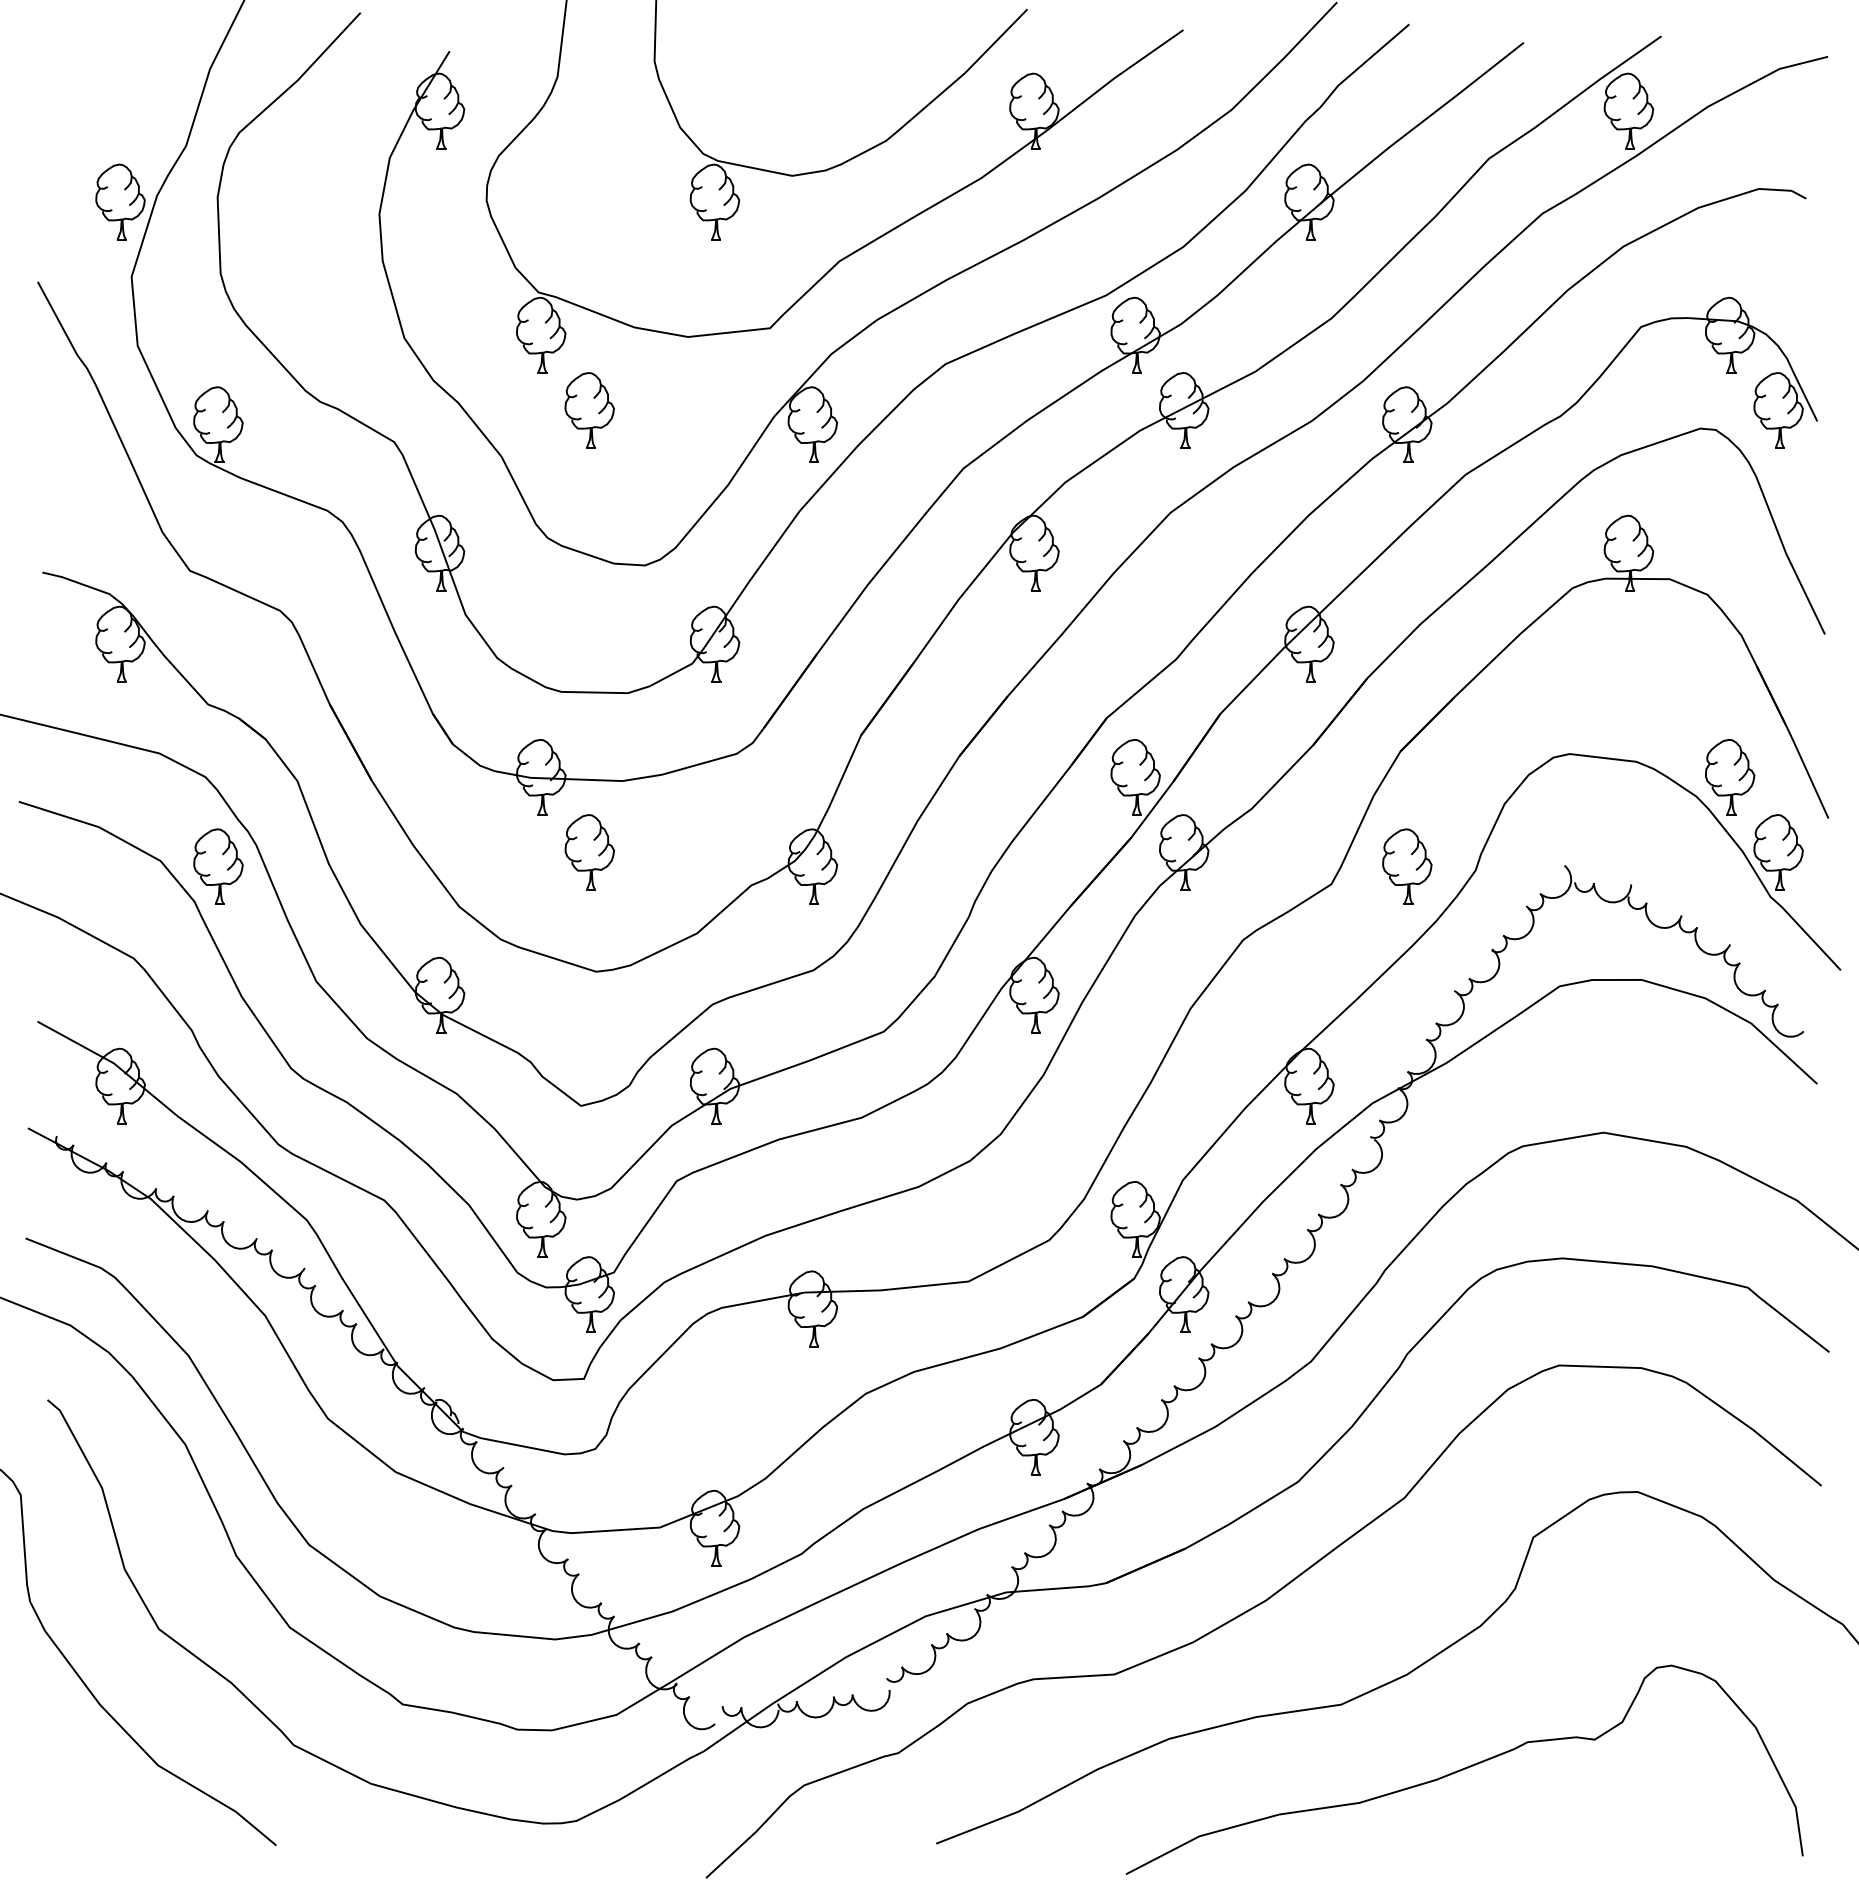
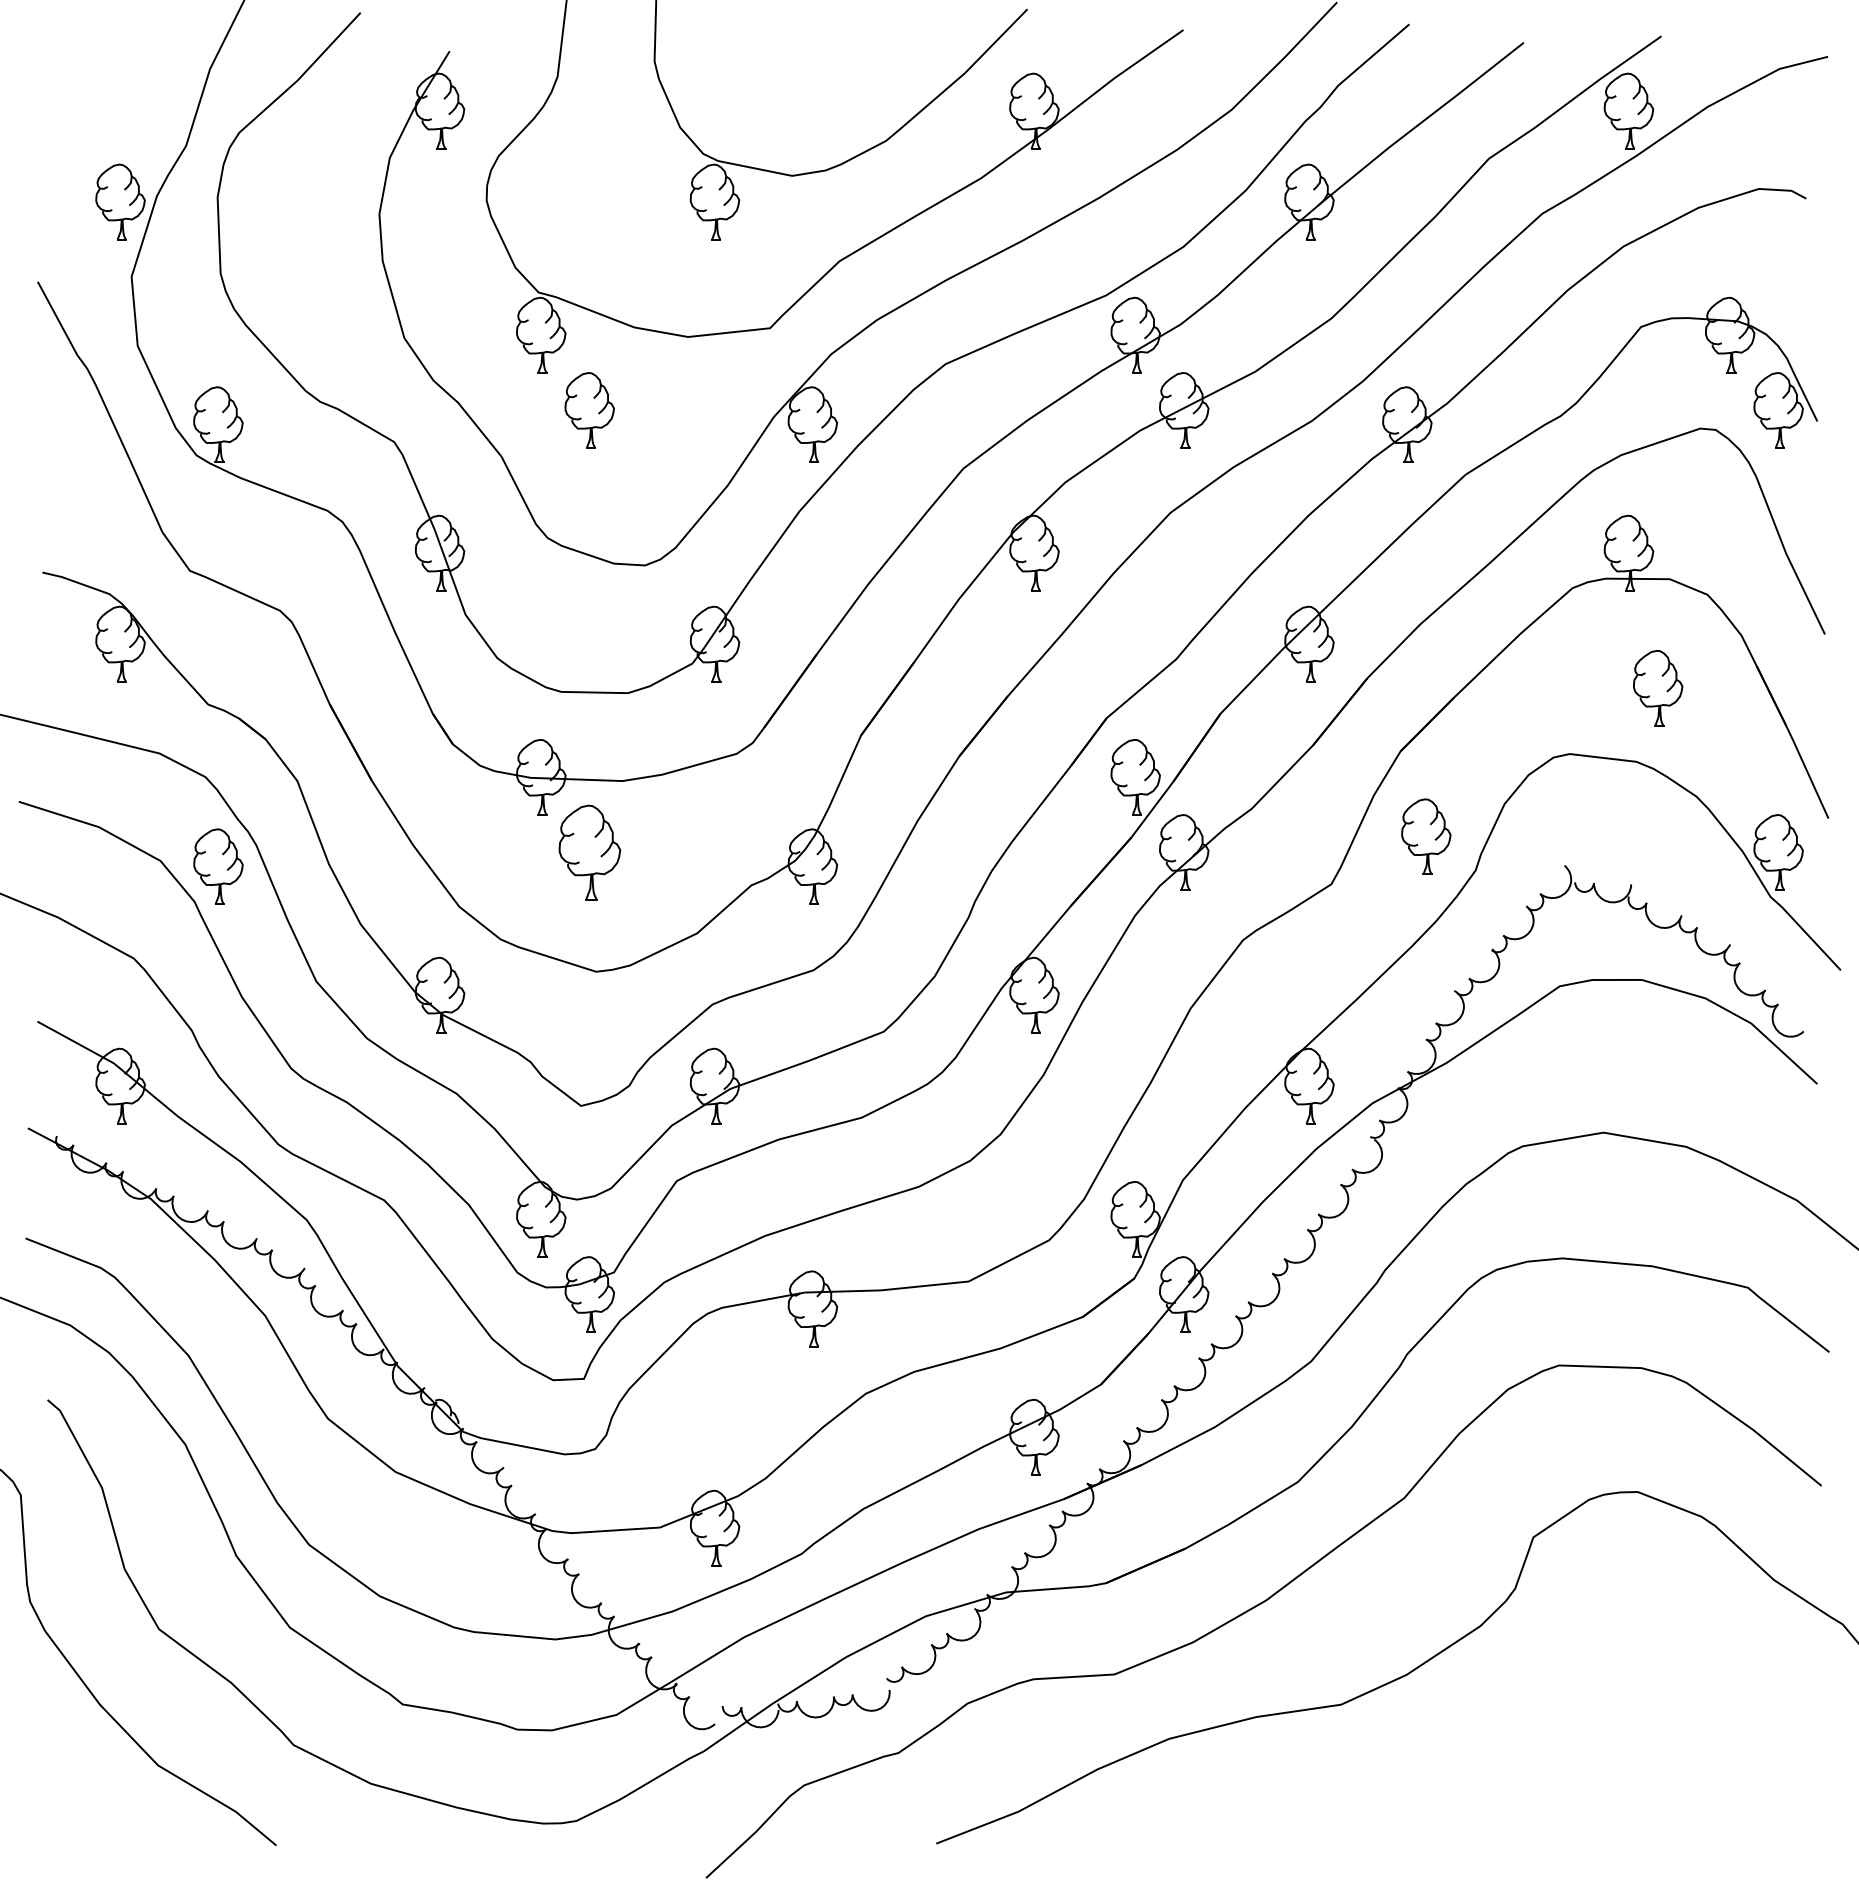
part position: (1730, 777) -> (1658, 688) (1658, 688)
part size: 51x77 px -> 64x97 px (589, 852)
part position: (1407, 866) -> (1426, 836) (1426, 836)
curve: present -> none (1464, 1769)
